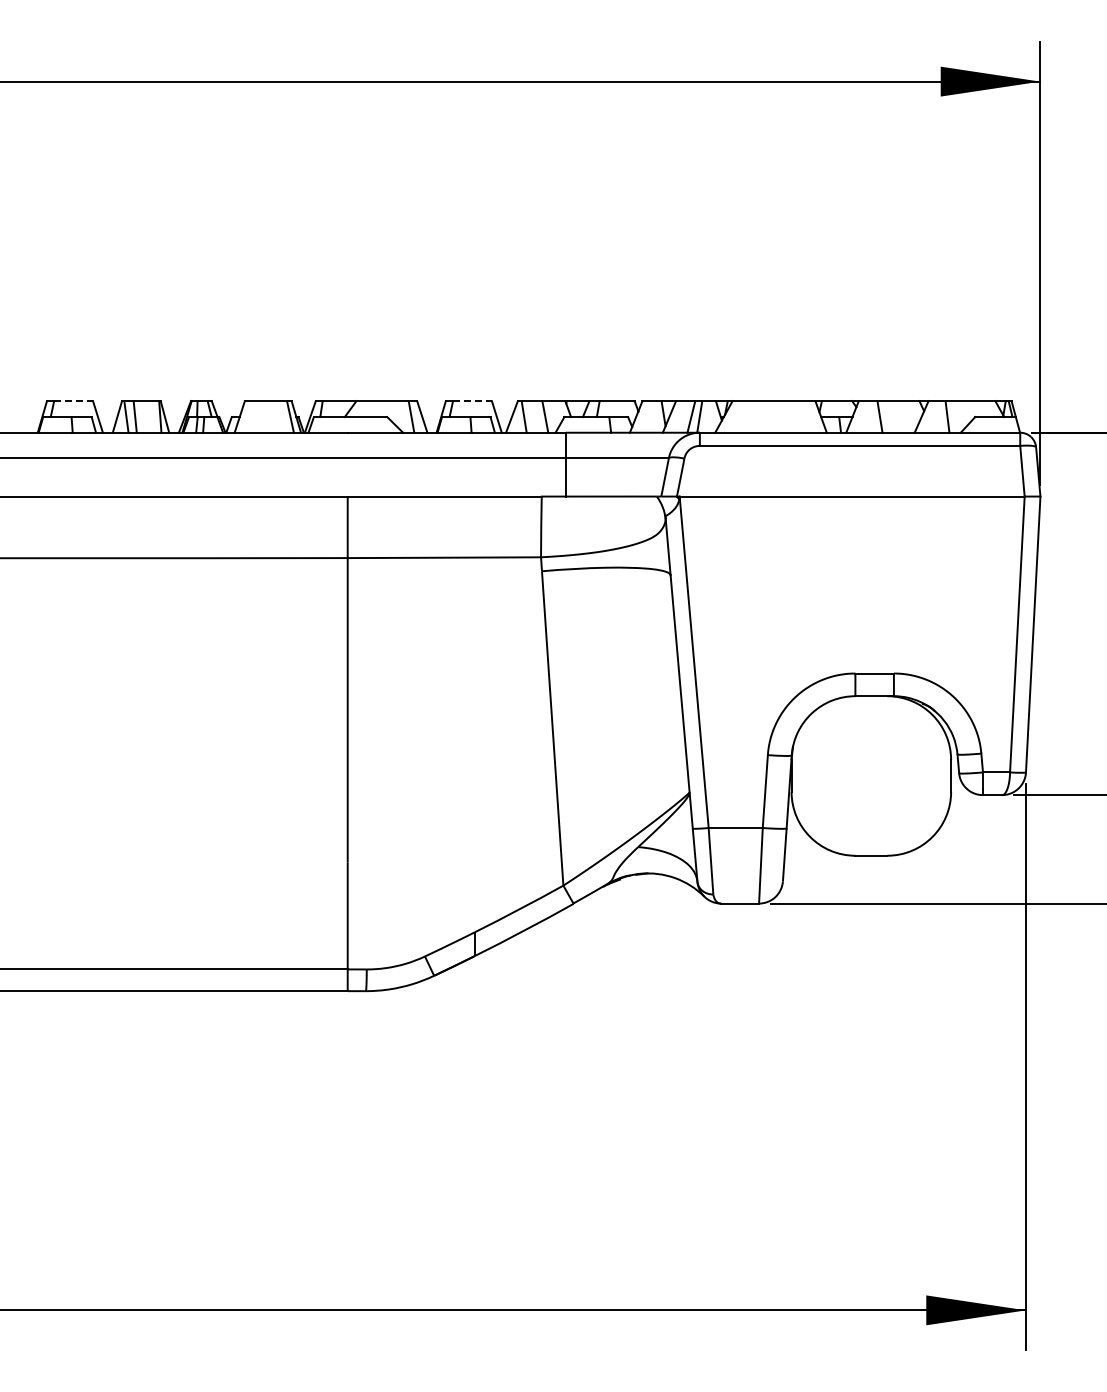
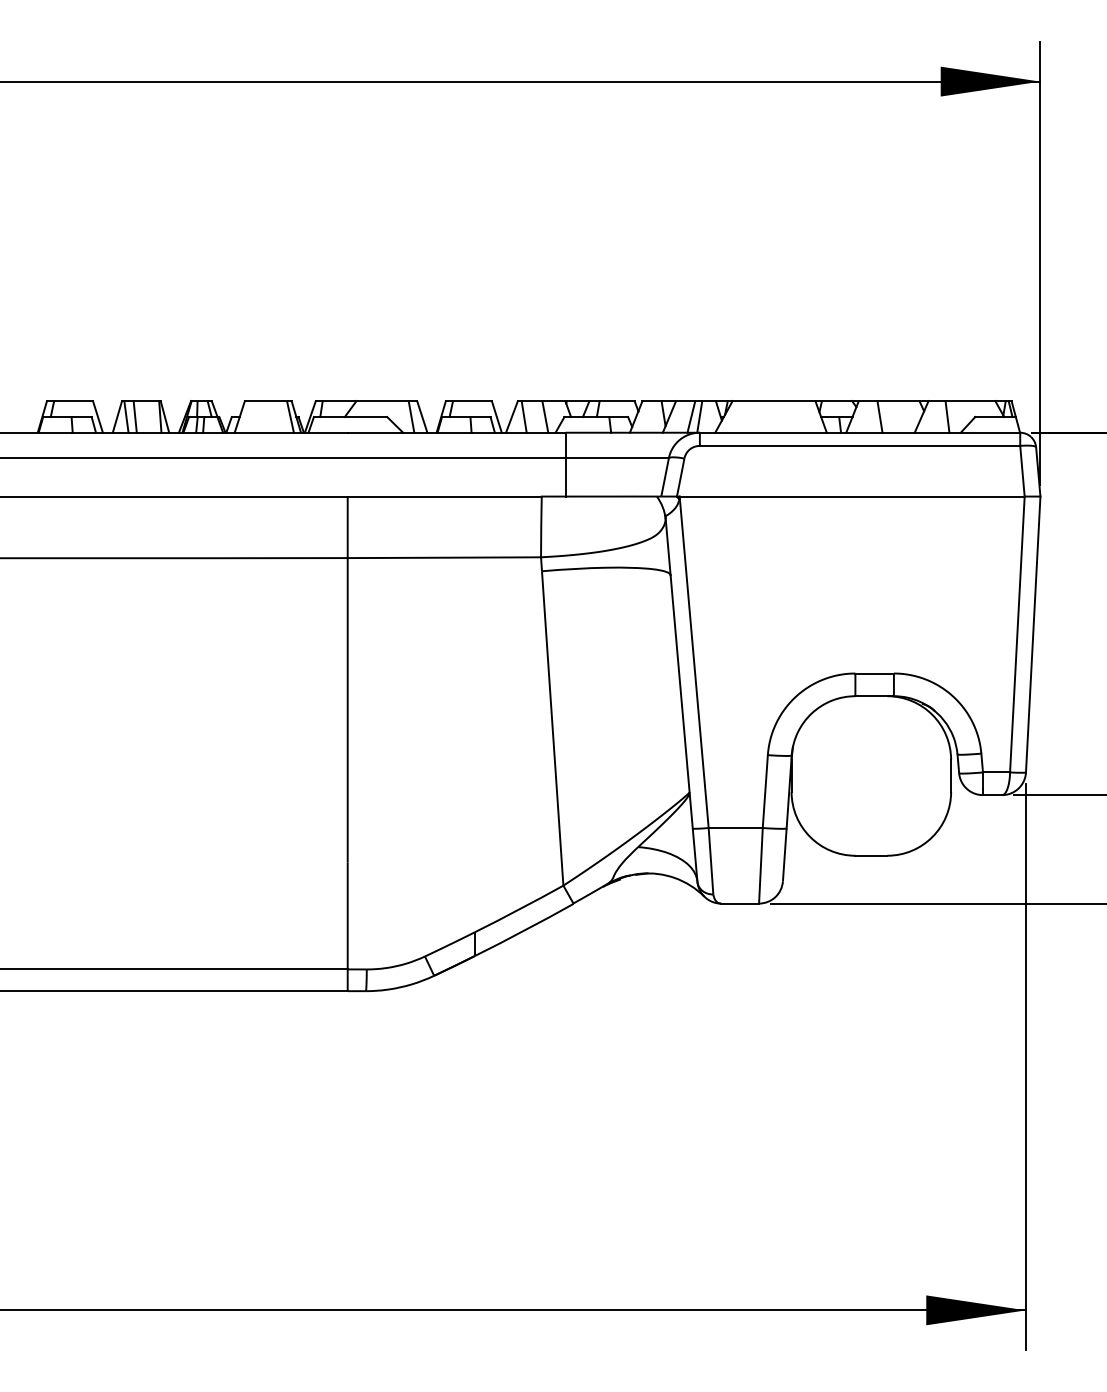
line: dashed -> solid (74, 401)
line: dashed -> solid (472, 401)
